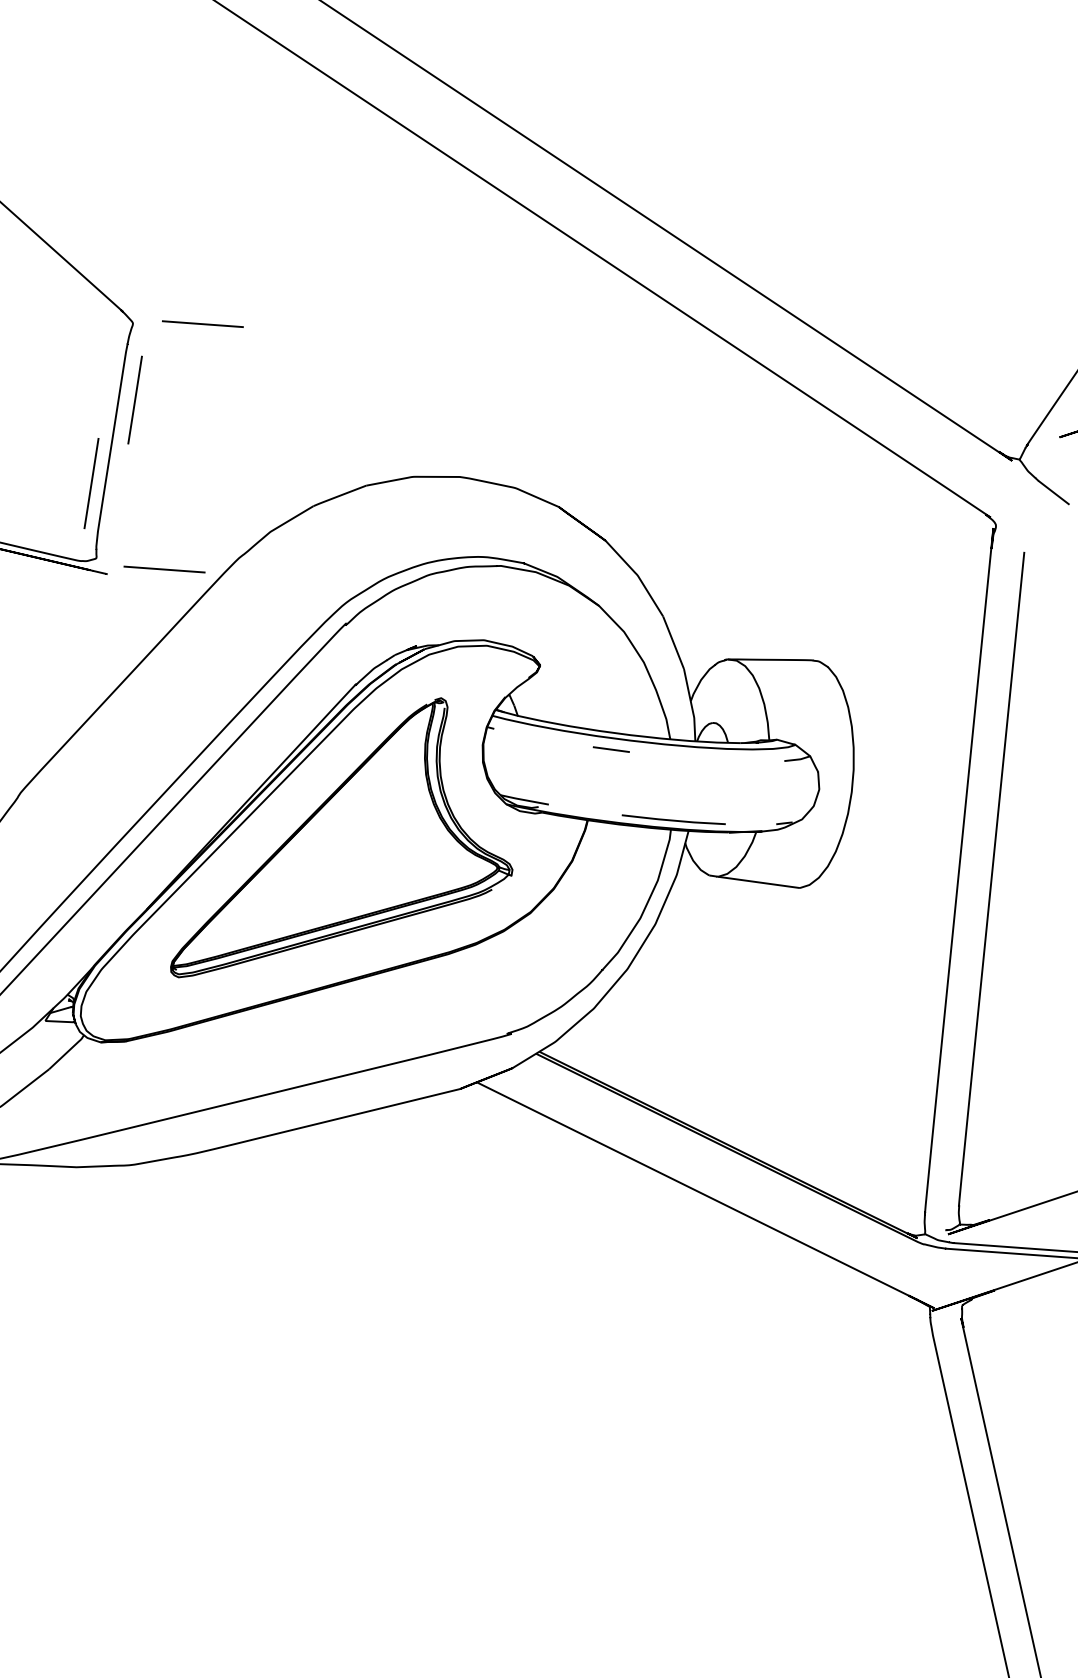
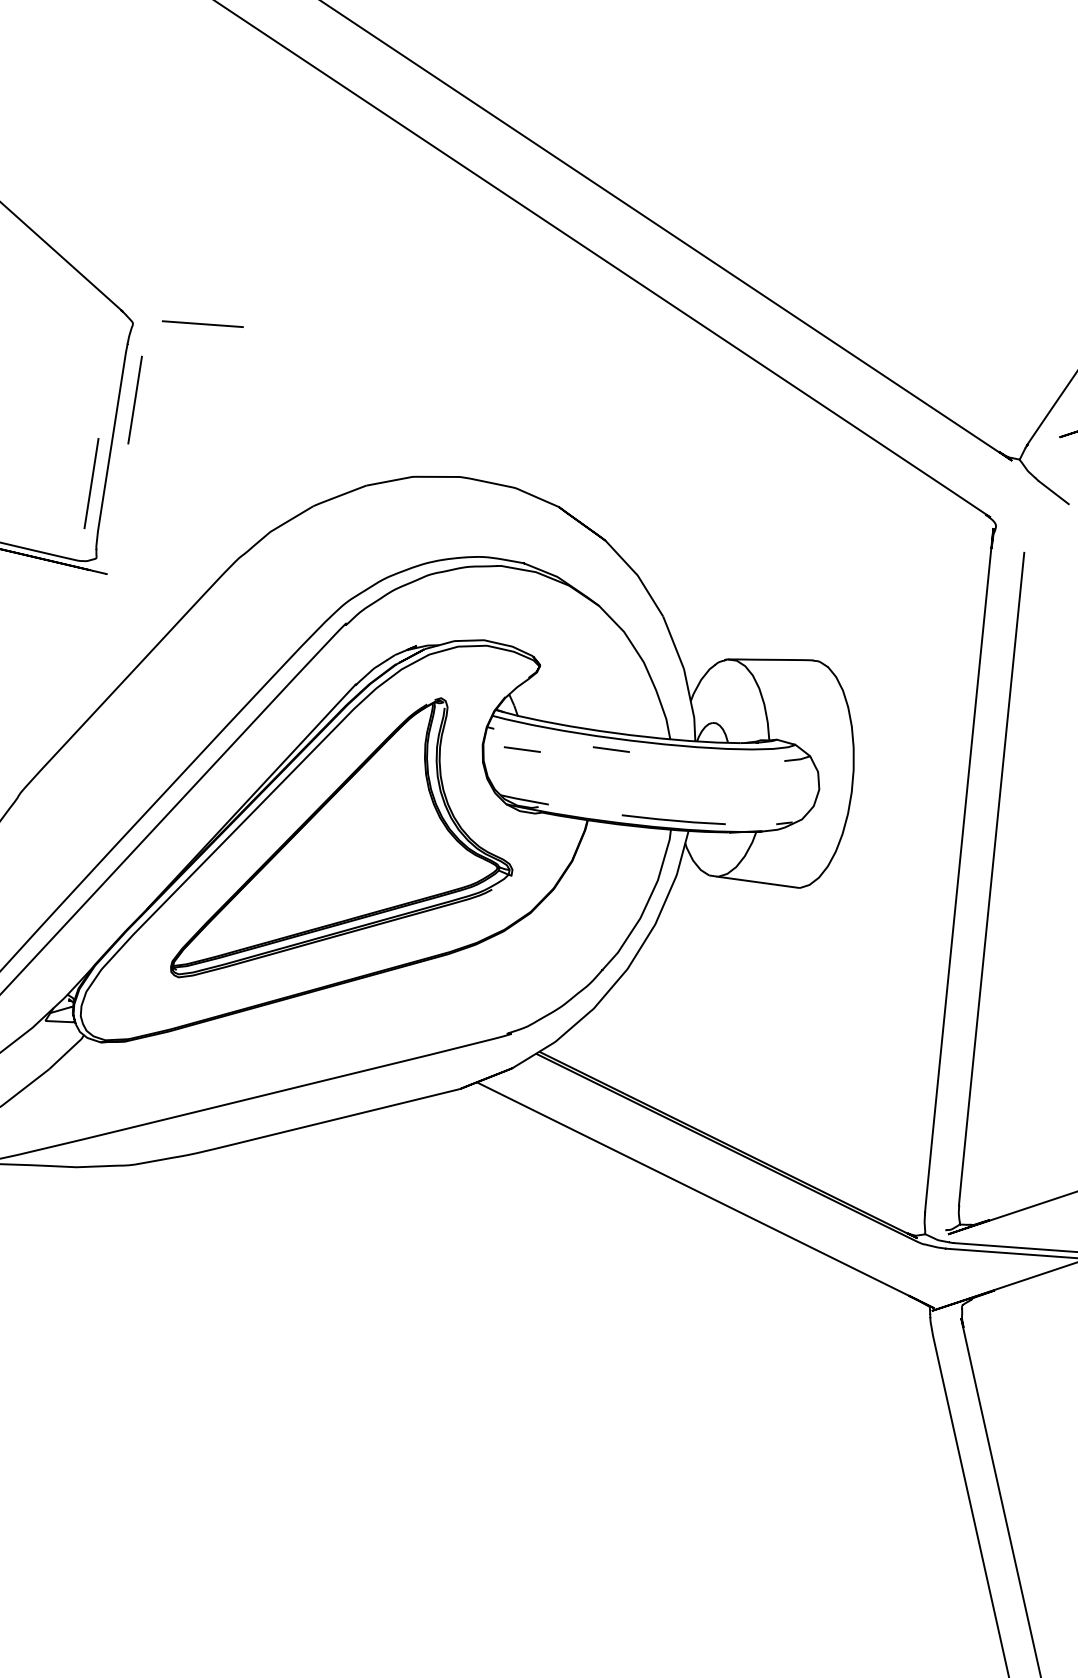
line: present -> none (164, 569)
line: none -> present (521, 749)
